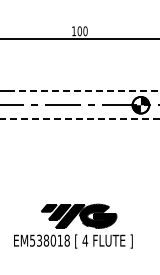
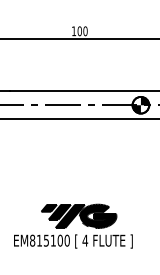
line: dashed -> solid (85, 91)
line: dashed -> solid (80, 119)
text: EM538018 -> EM815100 (49, 240)
